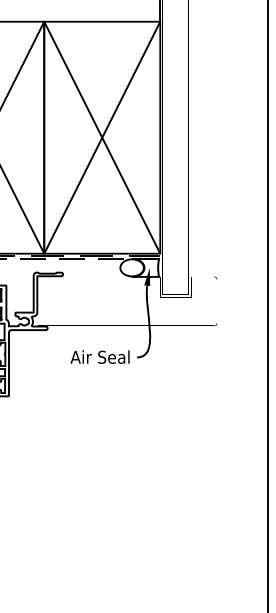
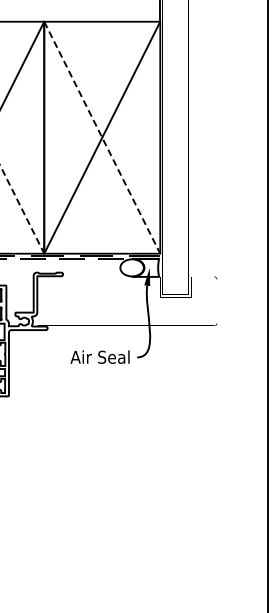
line: solid -> dashed (102, 137)
line: solid -> dashed (22, 209)
